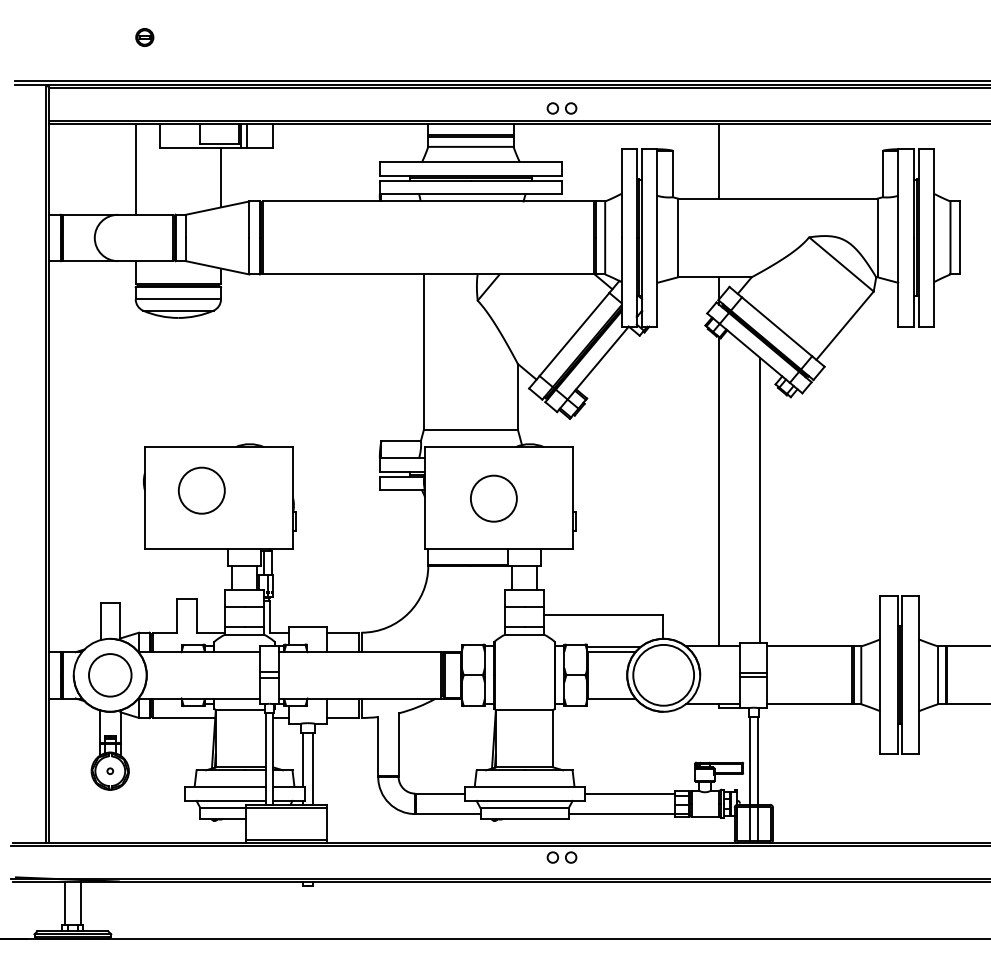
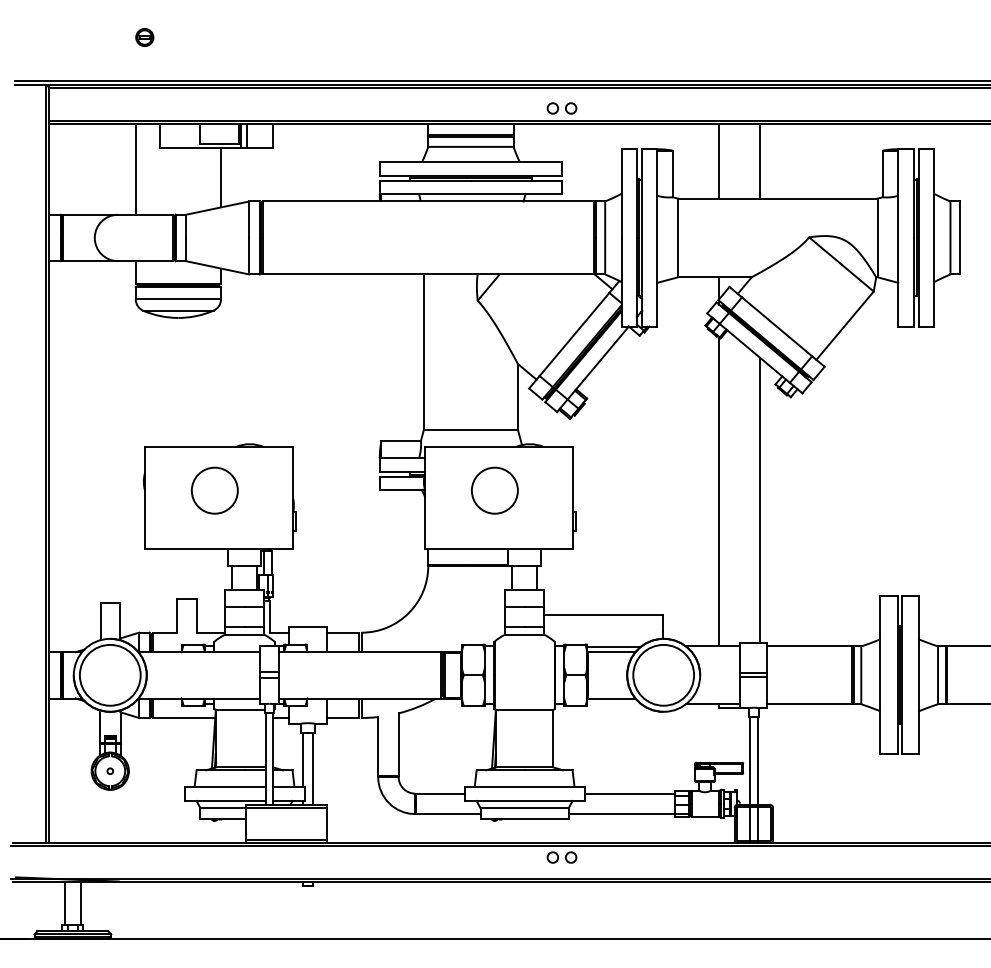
line: none -> present (759, 160)
circle position: (201, 490) -> (214, 490) (214, 490)
circle position: (493, 498) -> (494, 490) (494, 490)
circle diameter: 43 px -> 61 px (109, 674)
